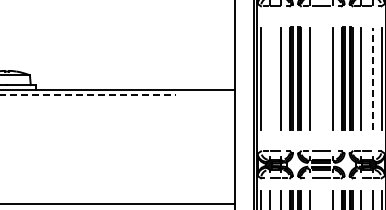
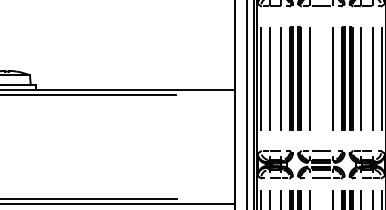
line: none -> present (269, 78)
line: dashed -> solid (372, 78)
line: dashed -> solid (88, 95)
line: none -> present (246, 104)
line: none -> present (89, 198)
